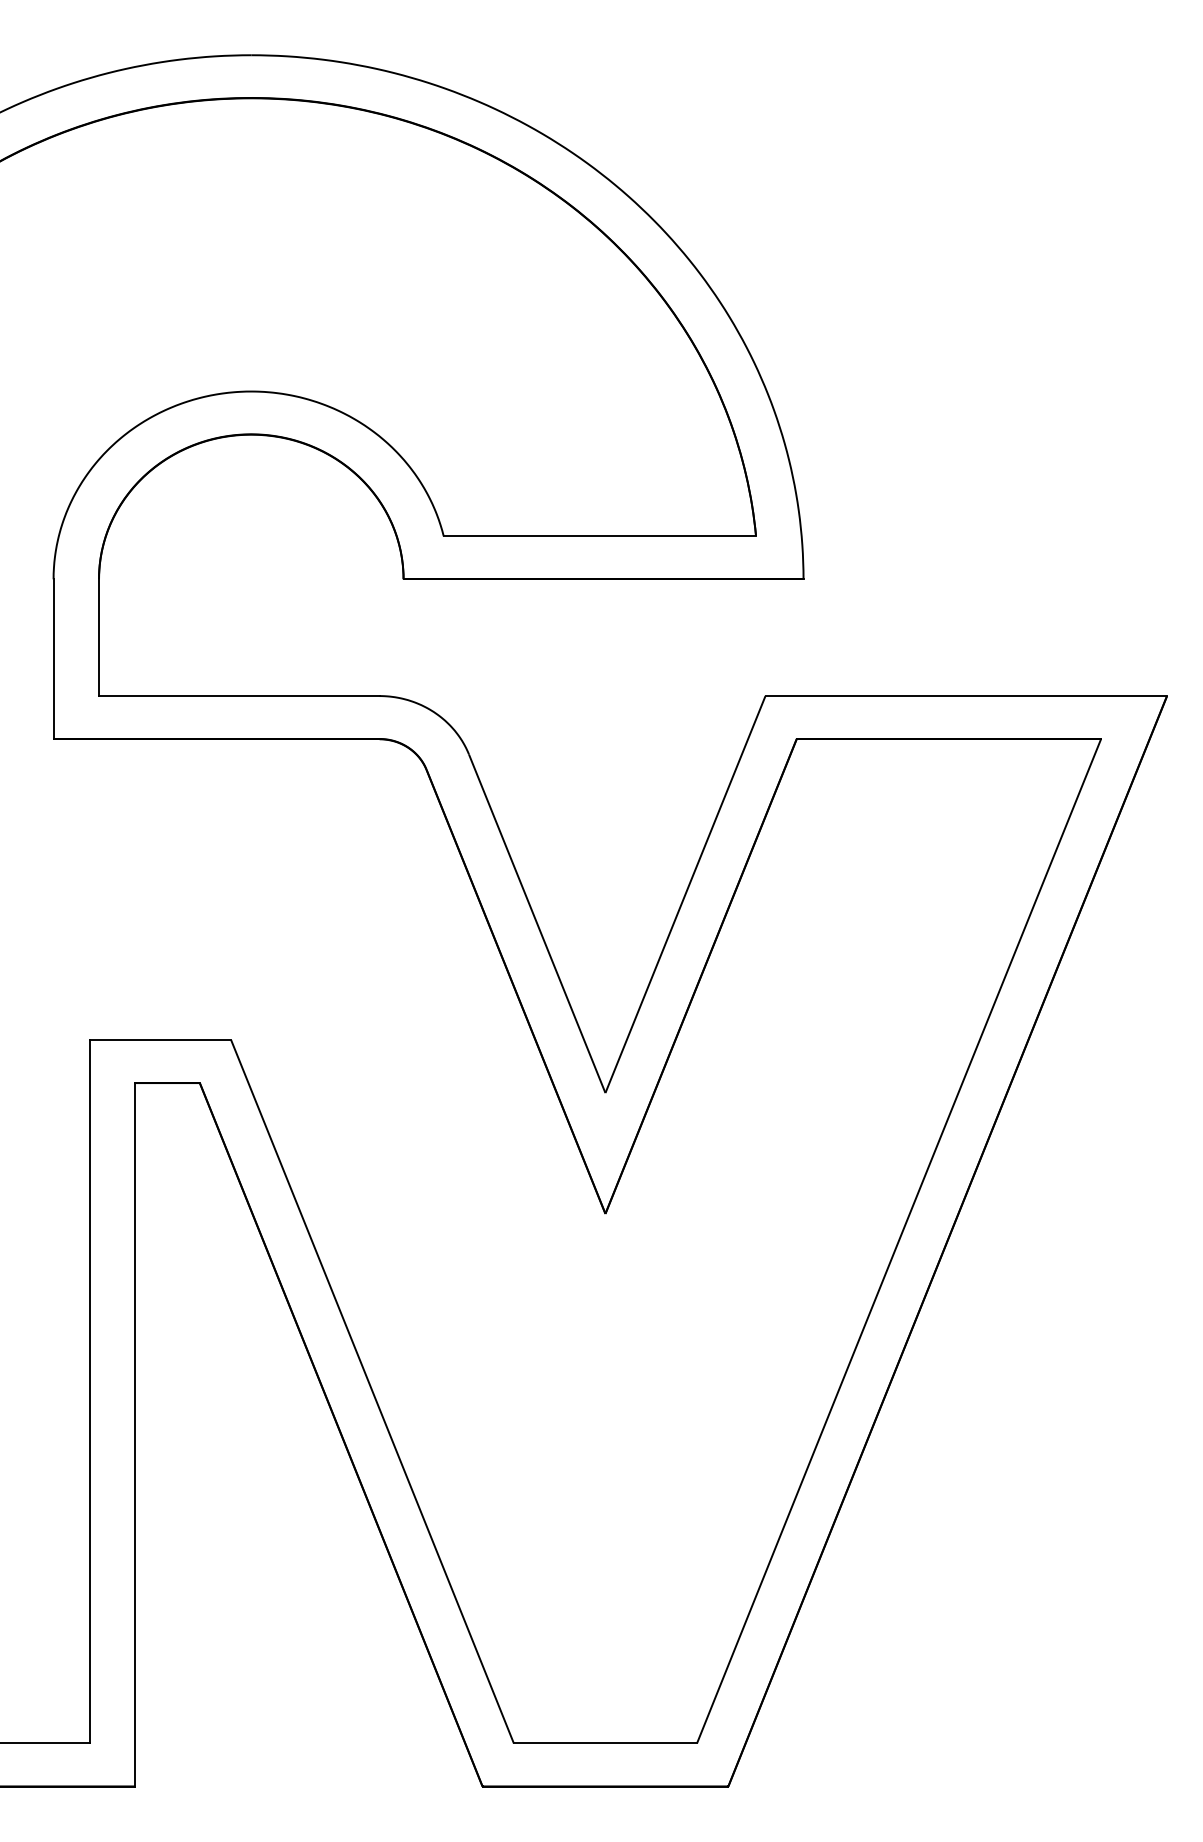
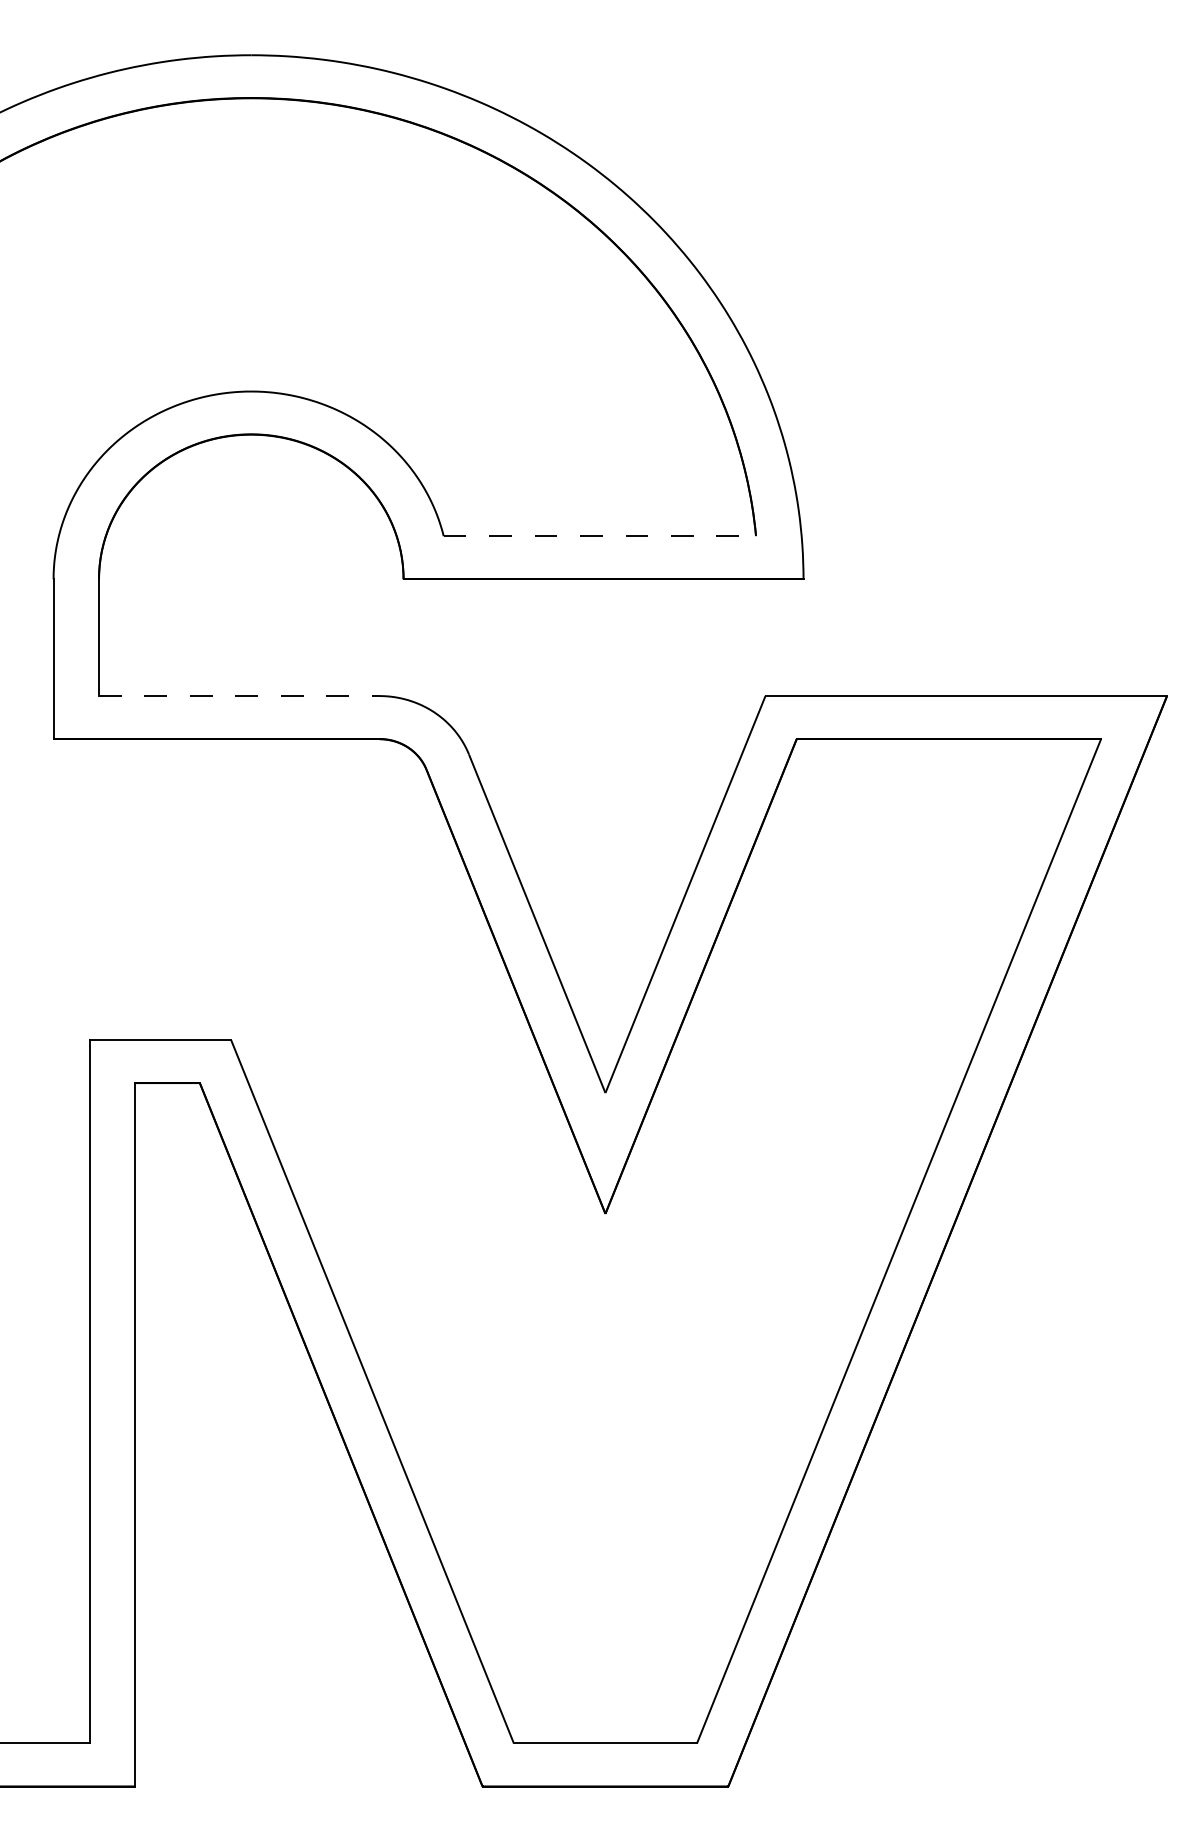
line: solid -> dashed (600, 536)
line: solid -> dashed (239, 696)
